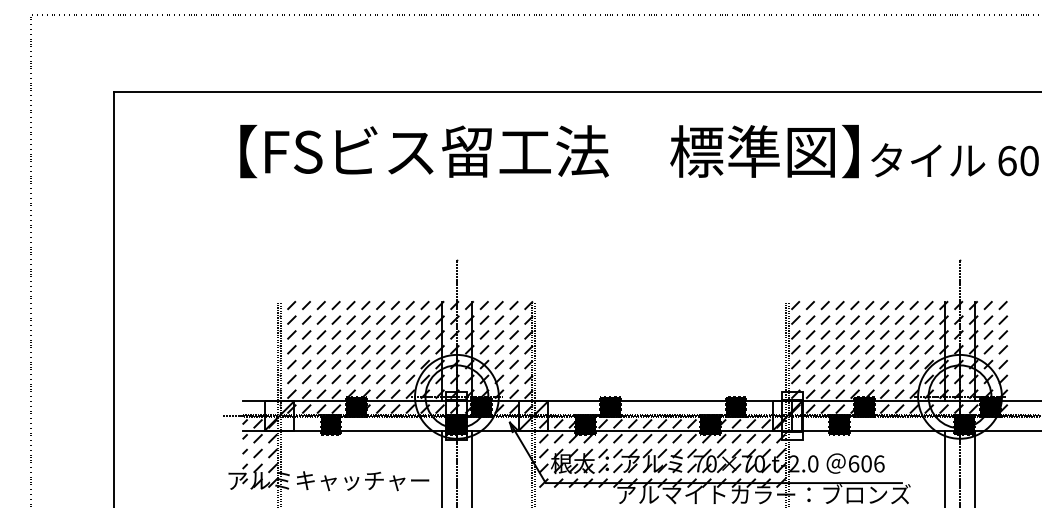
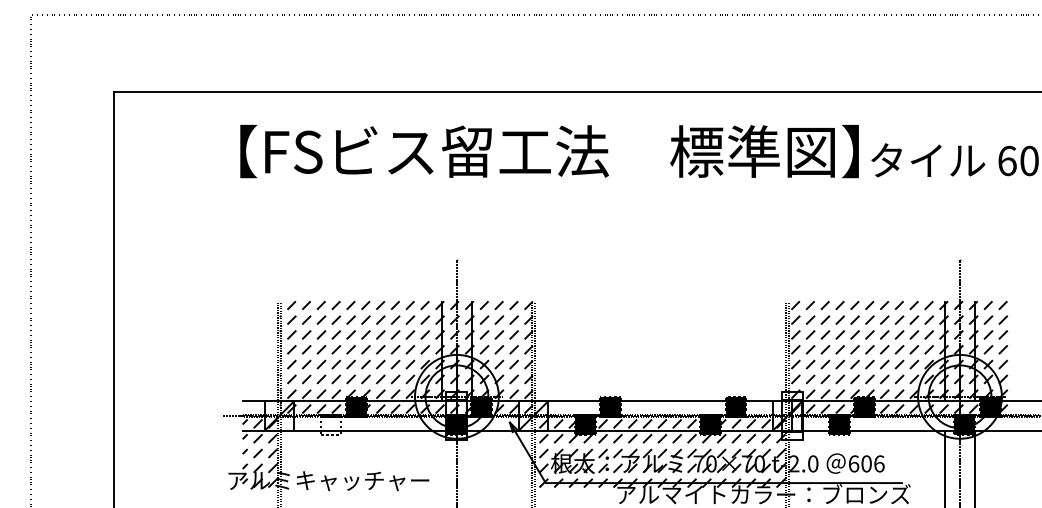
fill: present -> none (330, 425)
line: present -> none (442, 467)
line: present -> none (471, 467)
